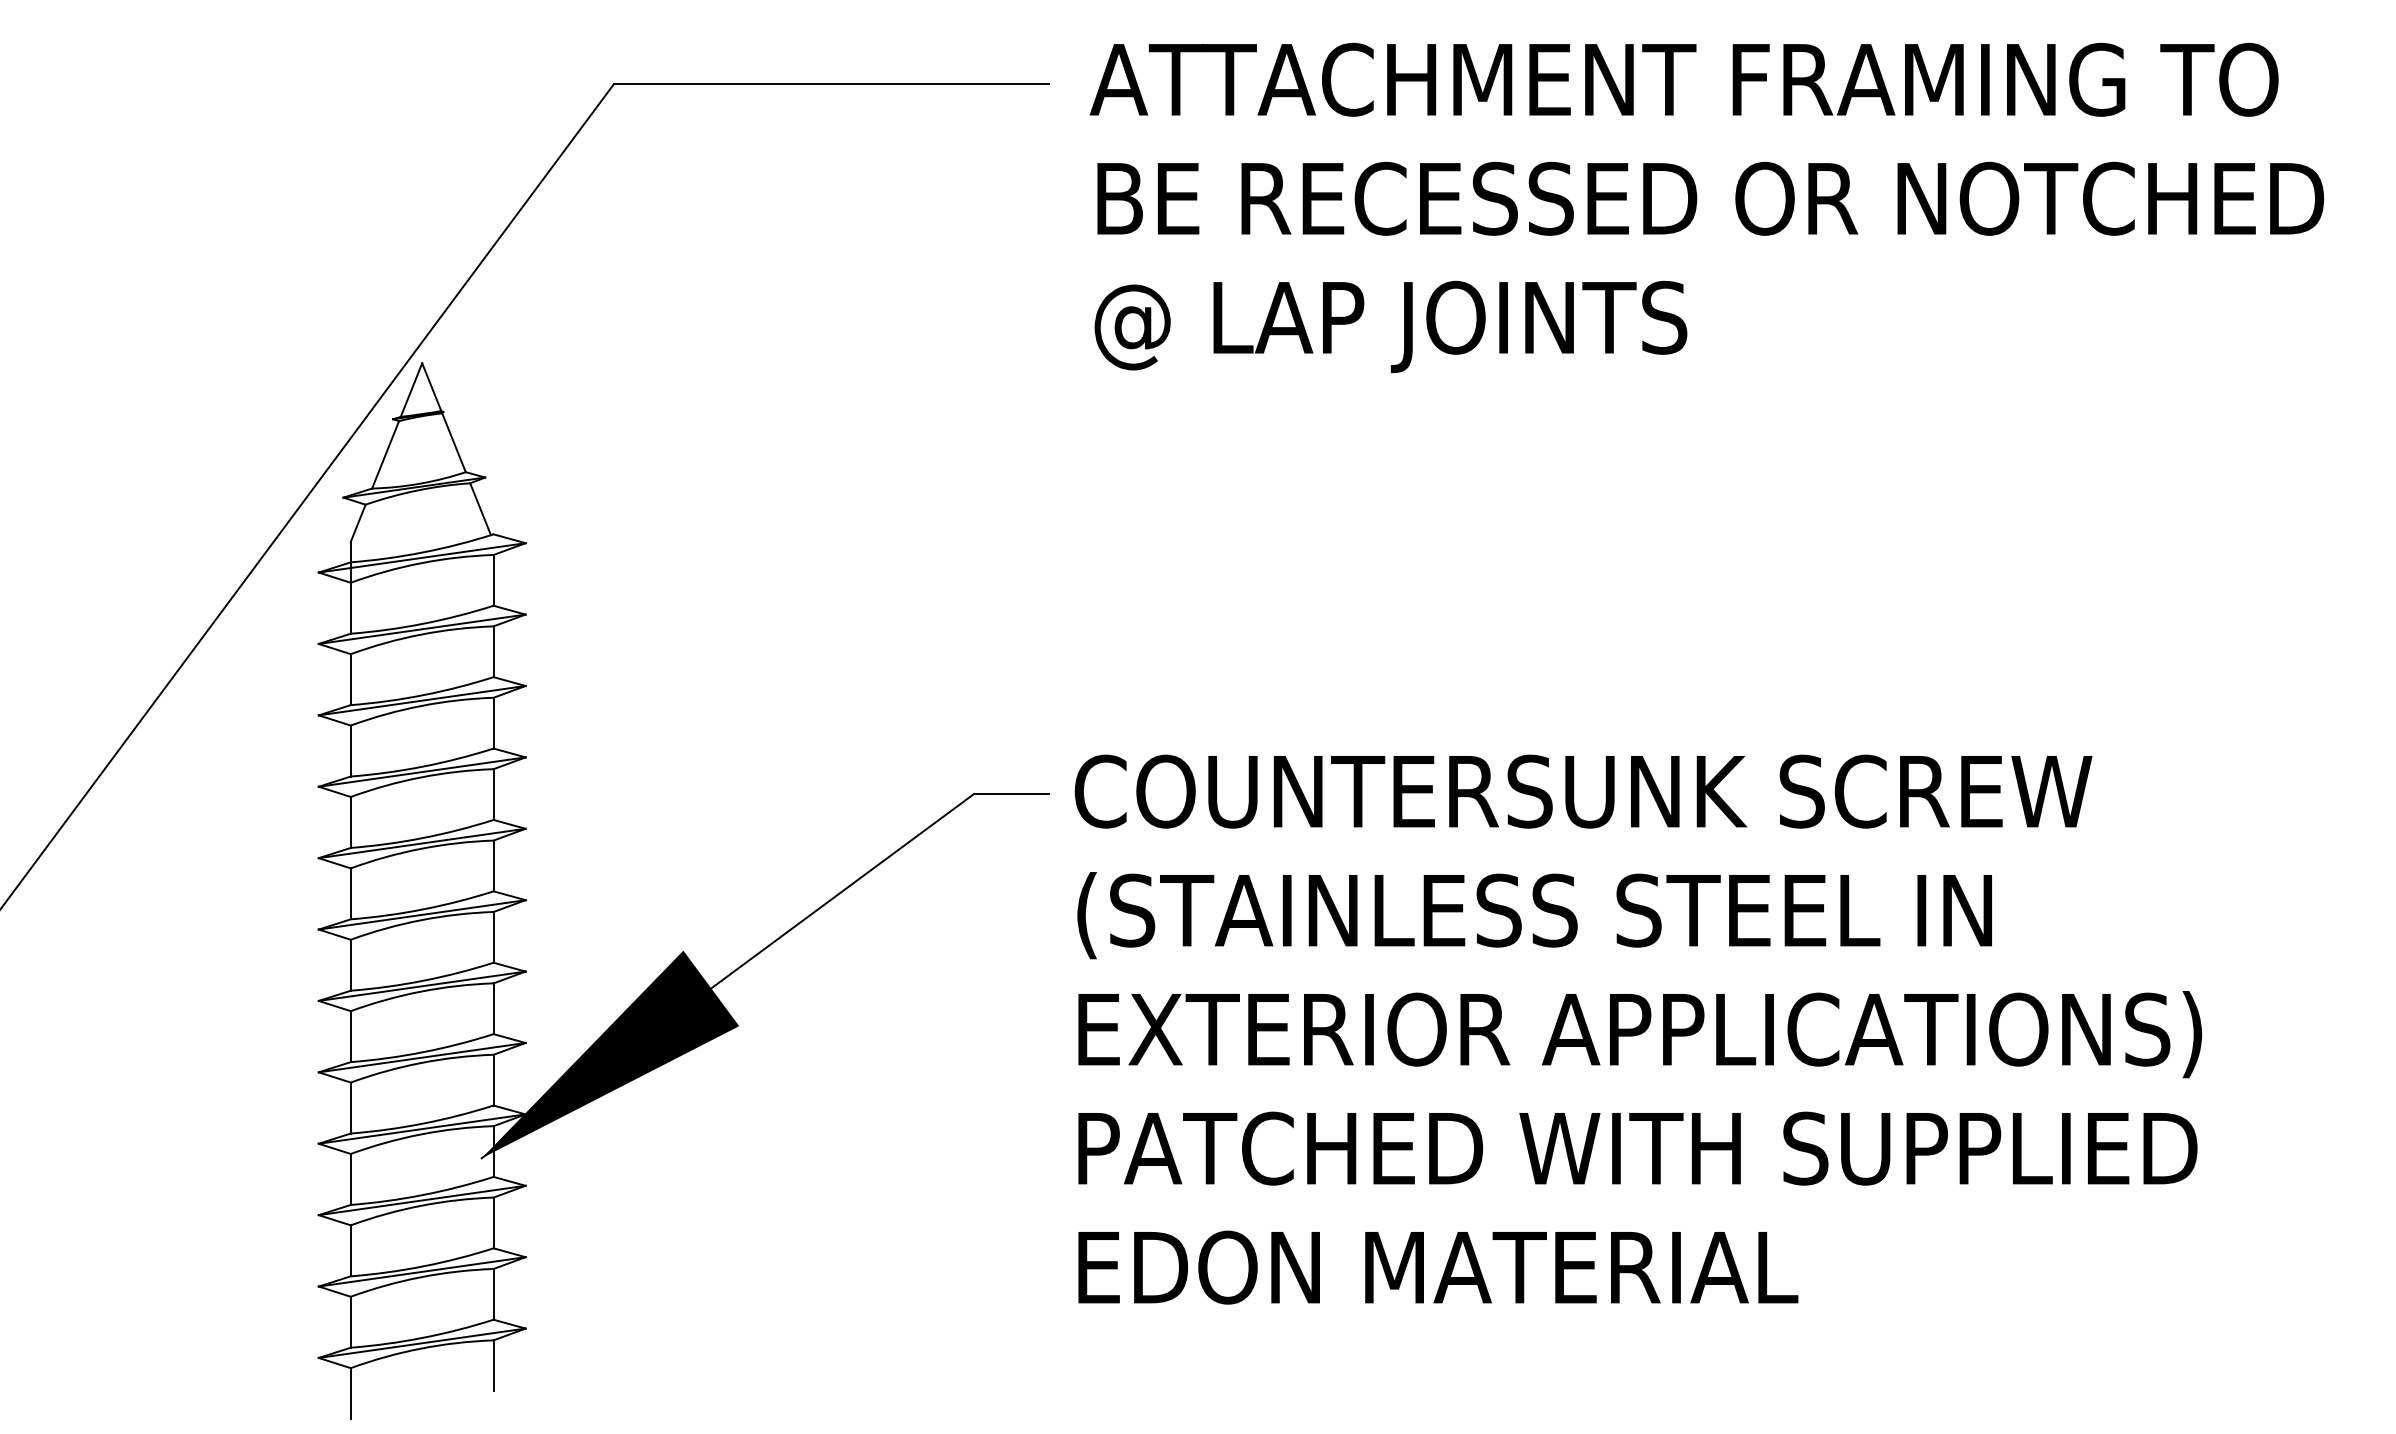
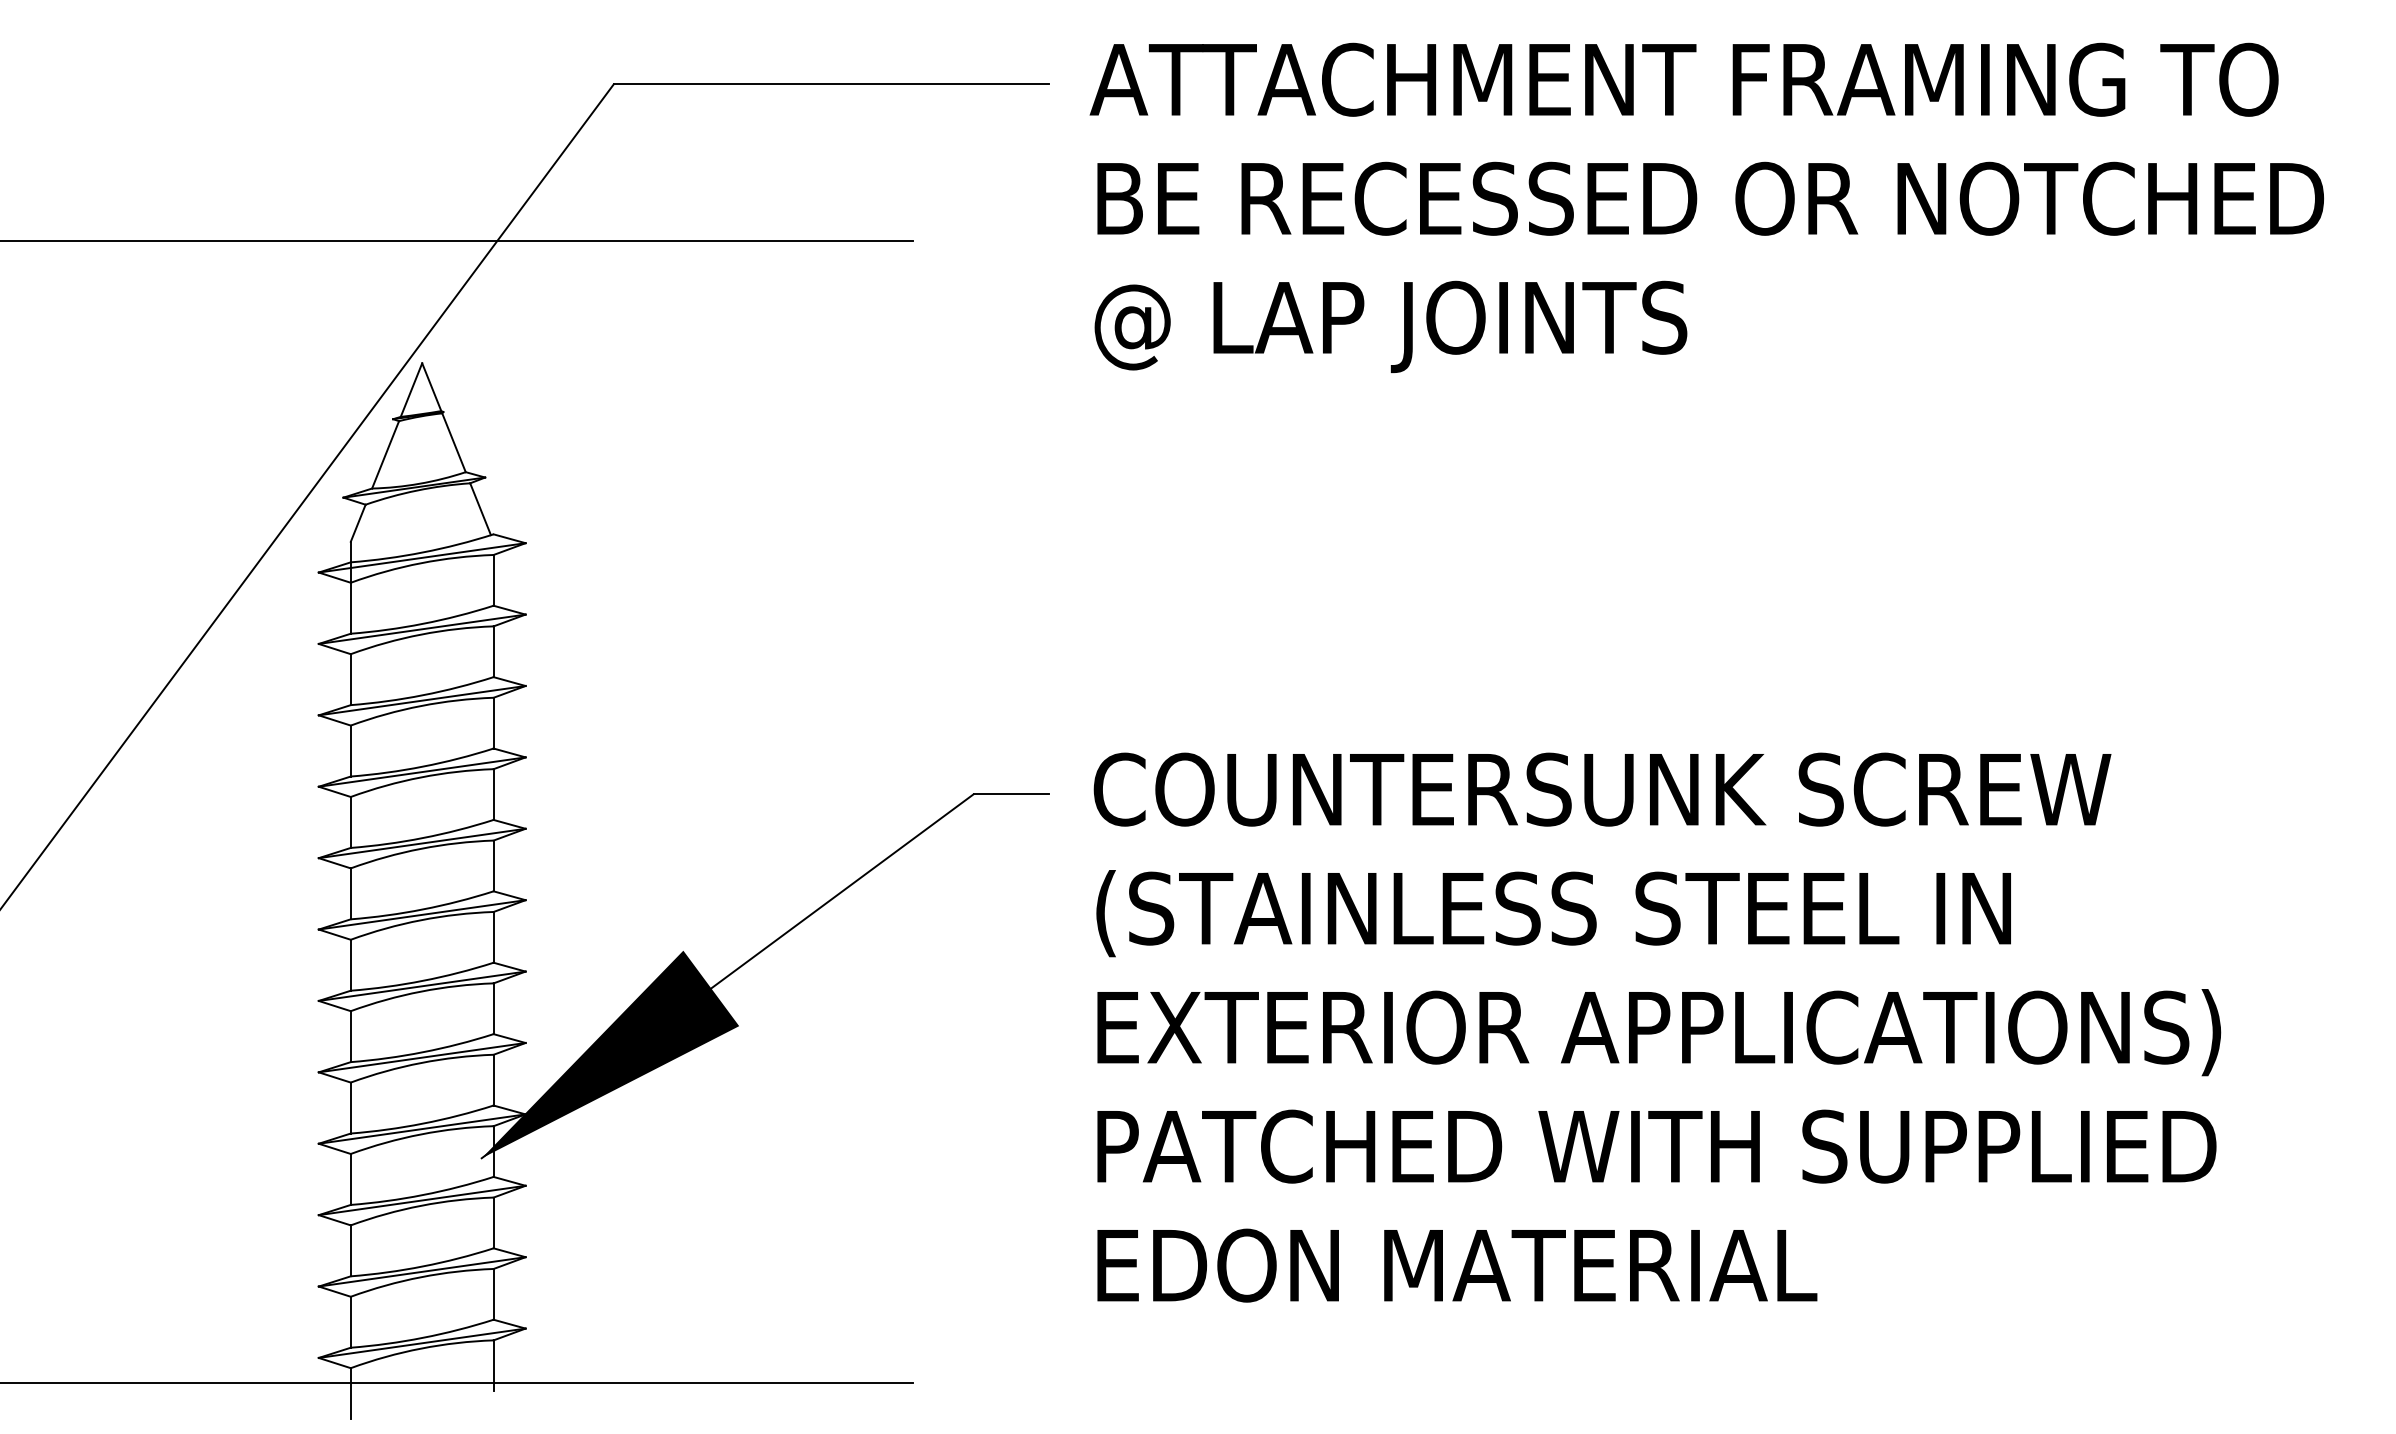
line: none -> present (457, 240)
text position: (1638, 1029) -> (1657, 1027) (1657, 1027)
line: none -> present (457, 1383)
